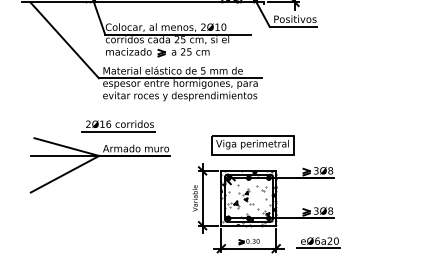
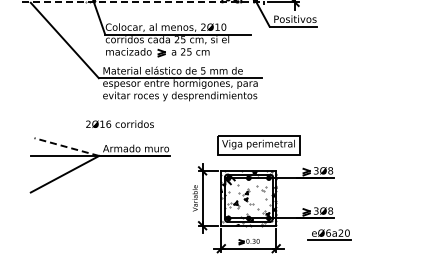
line: solid -> dashed (143, 2)
line: present -> none (117, 131)
part position: (252, 145) -> (258, 145) (258, 145)
line: solid -> dashed (66, 147)
part position: (318, 242) -> (329, 234) (329, 234)
